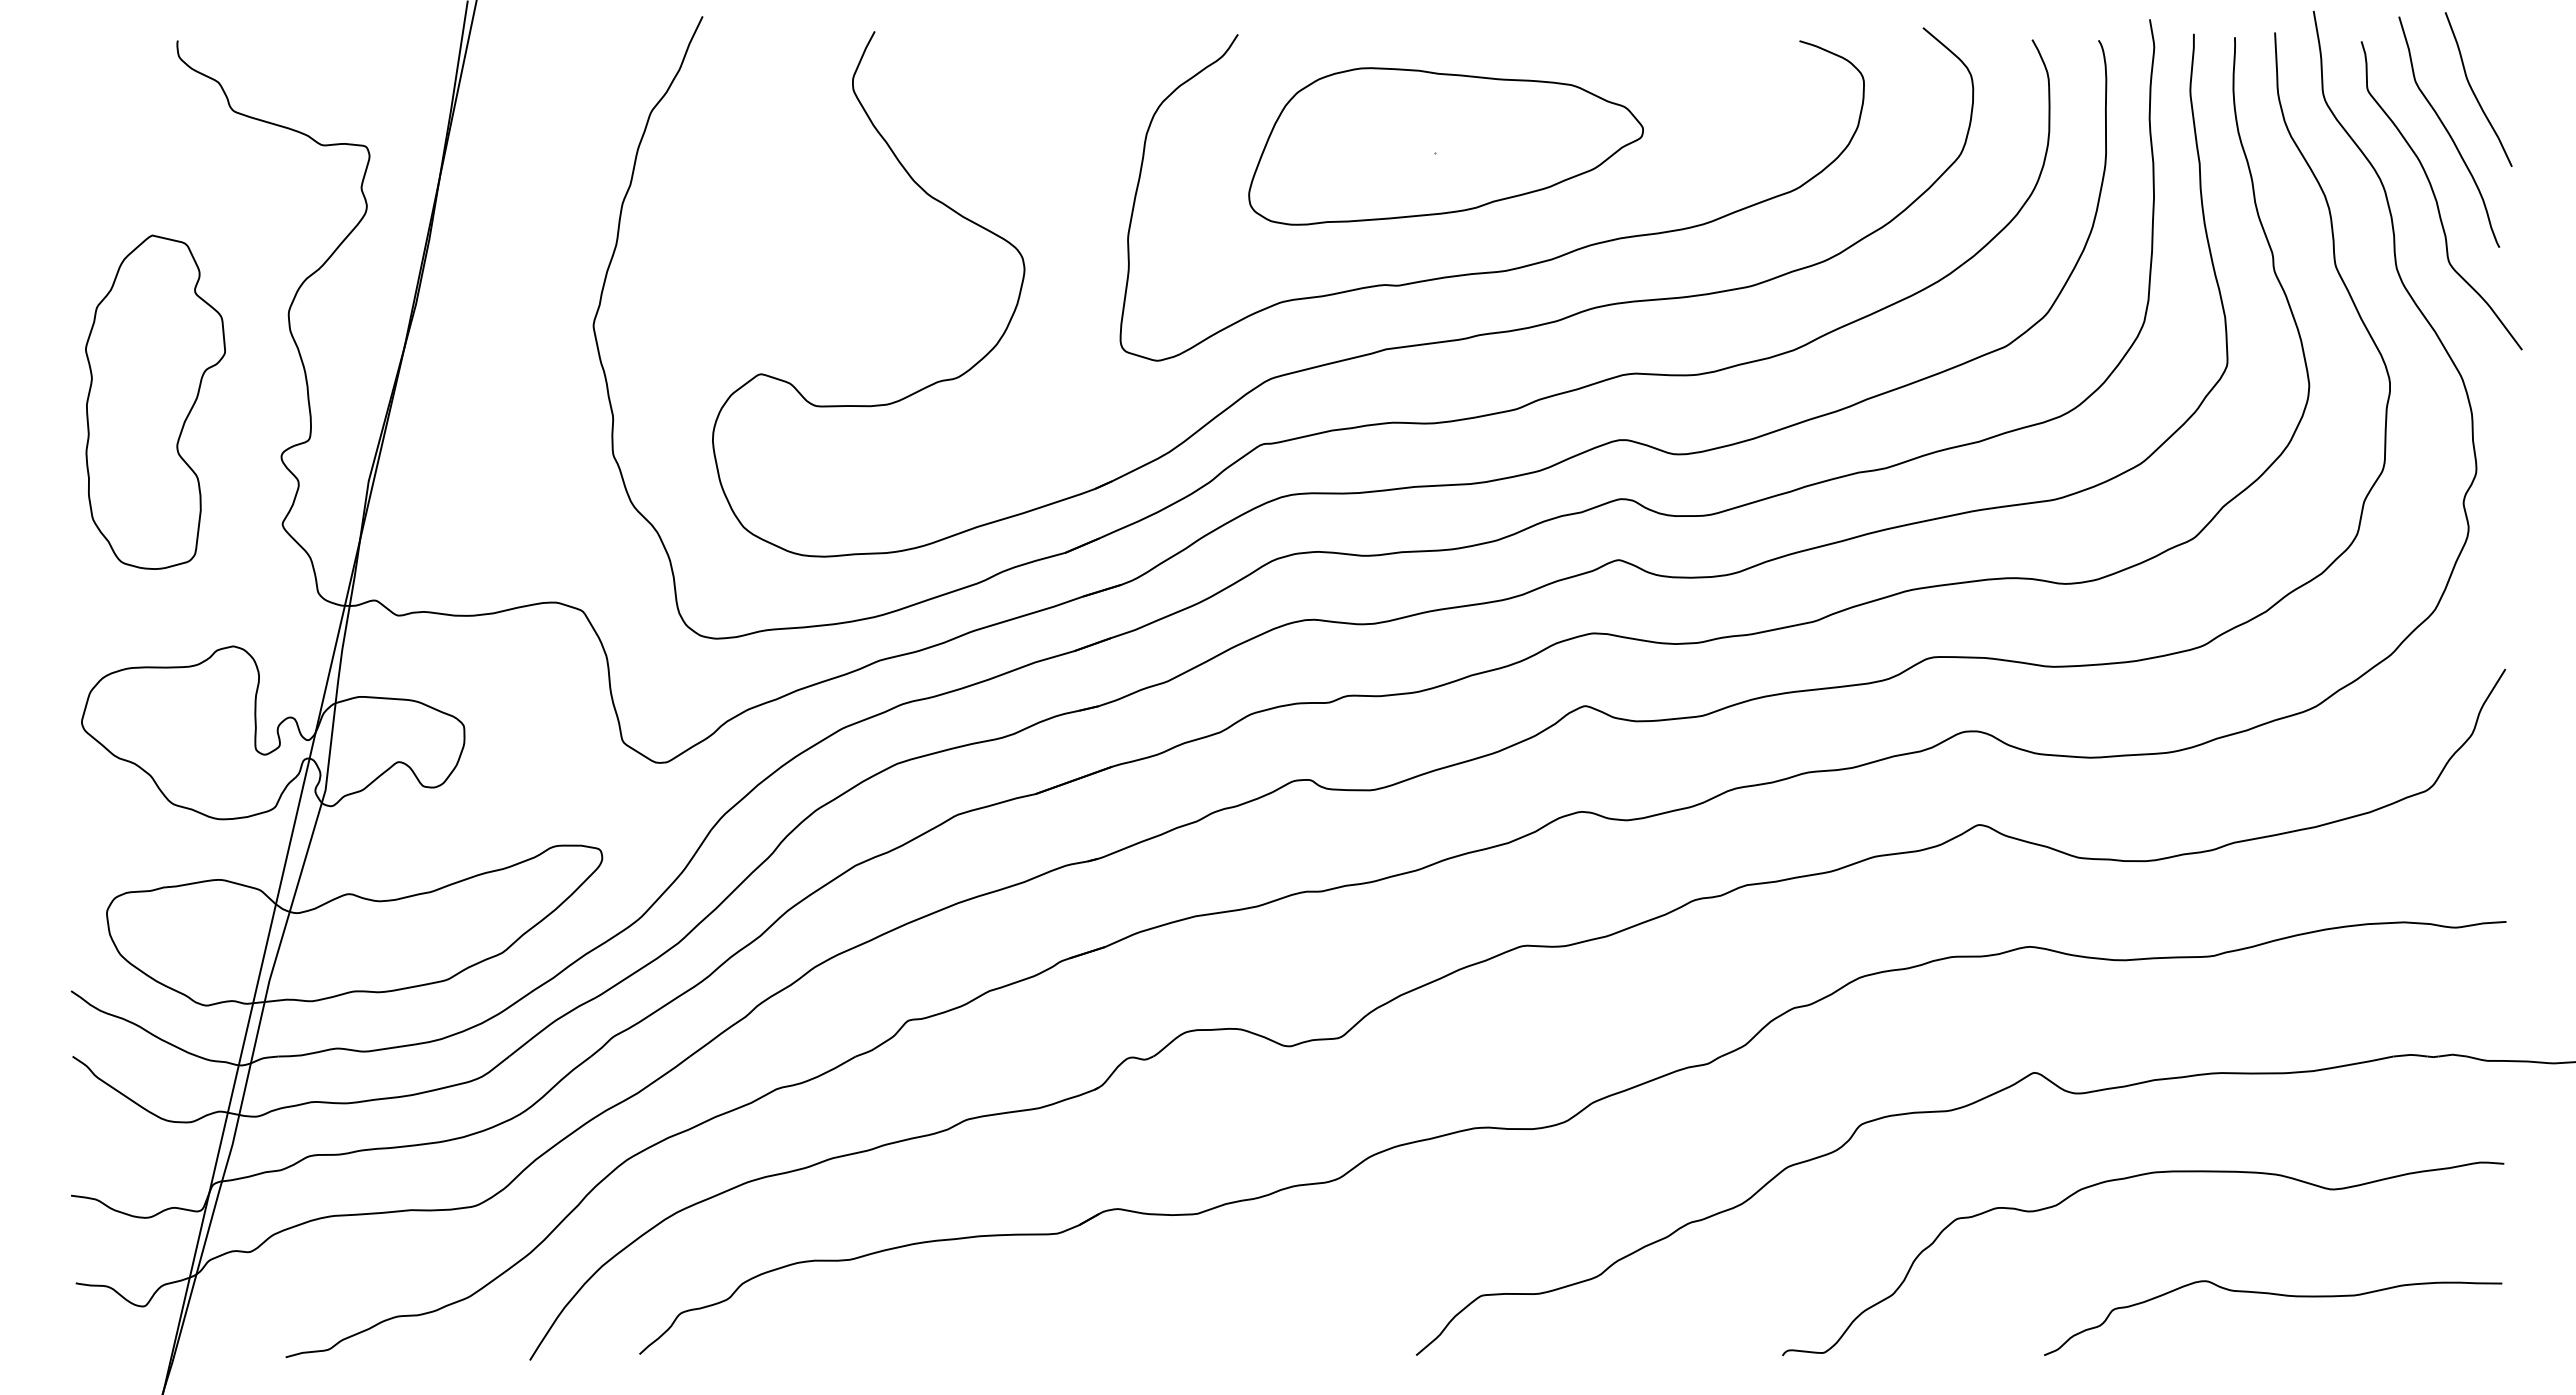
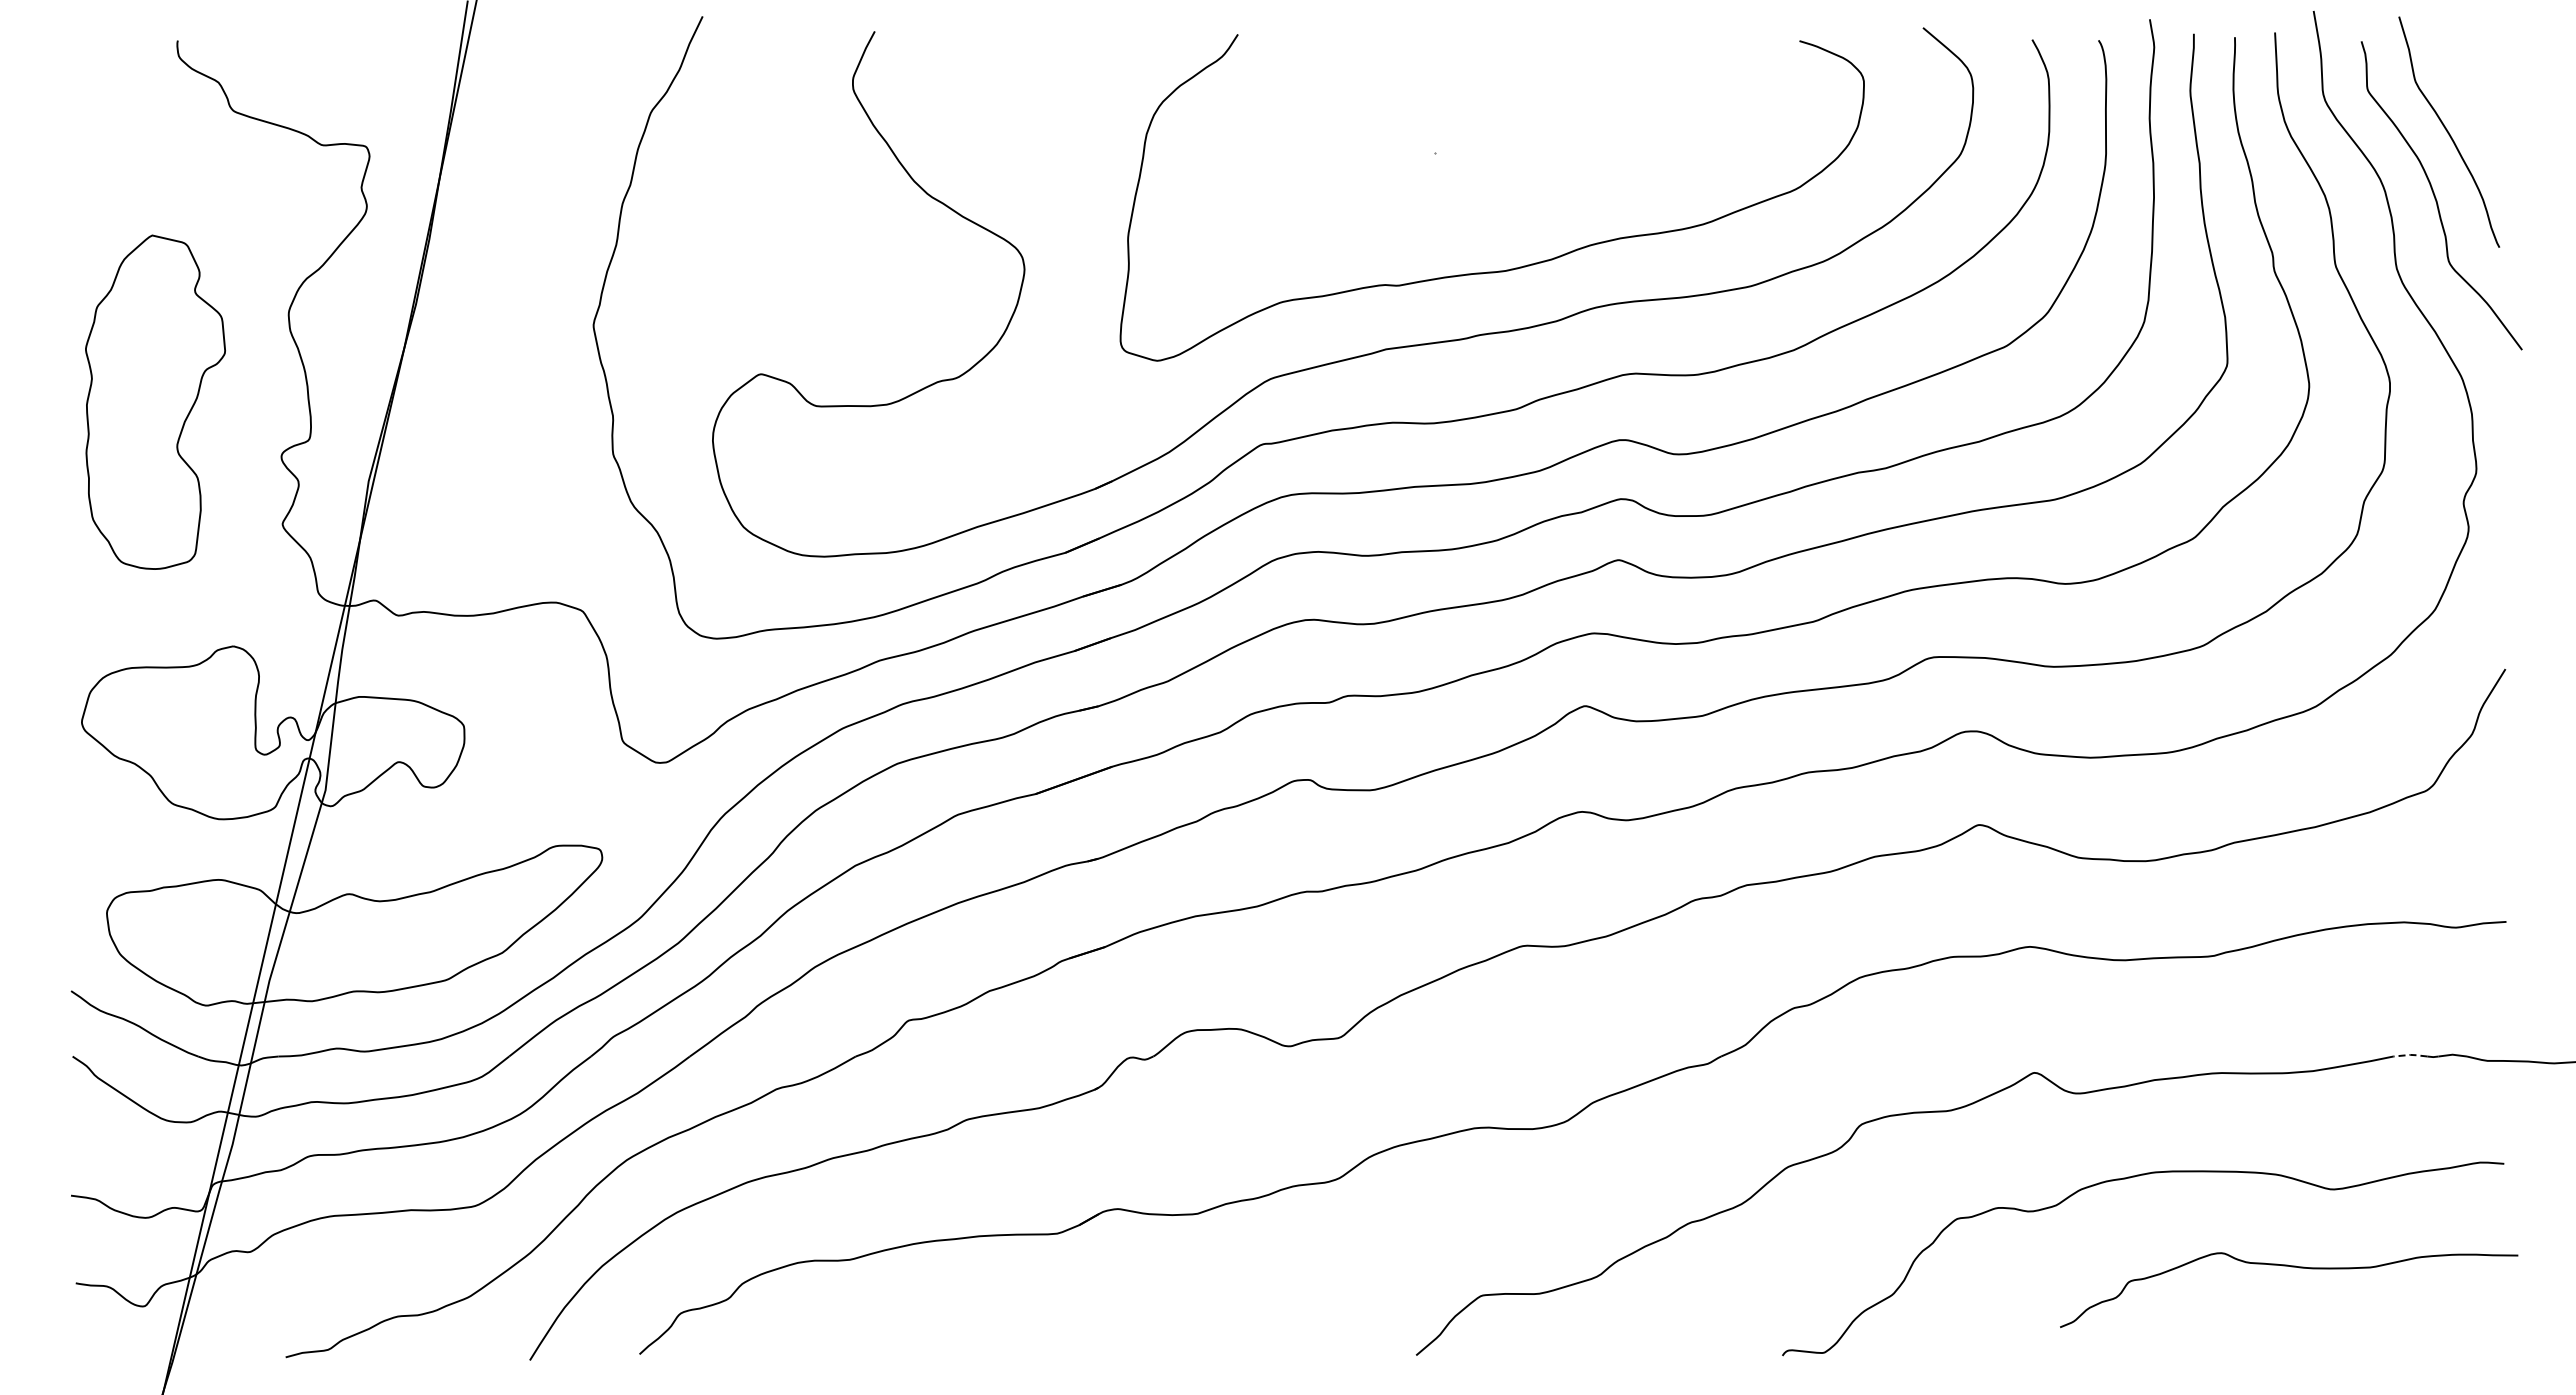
curve: present -> none (2474, 92)
part: present -> none (1445, 146)
line: solid -> dashed (2410, 1054)
curve position: (2275, 1295) -> (2291, 1267) (2291, 1267)
